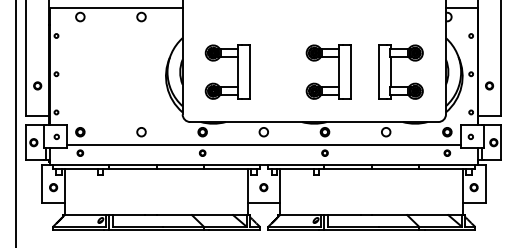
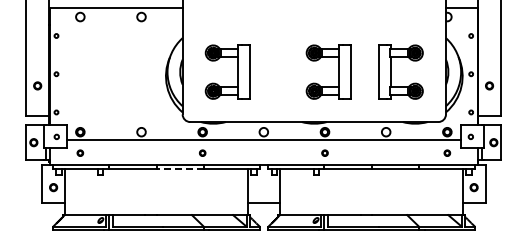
line: present -> none (15, 123)
line position: (263, 145) -> (263, 140) (263, 140)
line: solid -> dashed (180, 169)
part: present -> none (263, 187)
